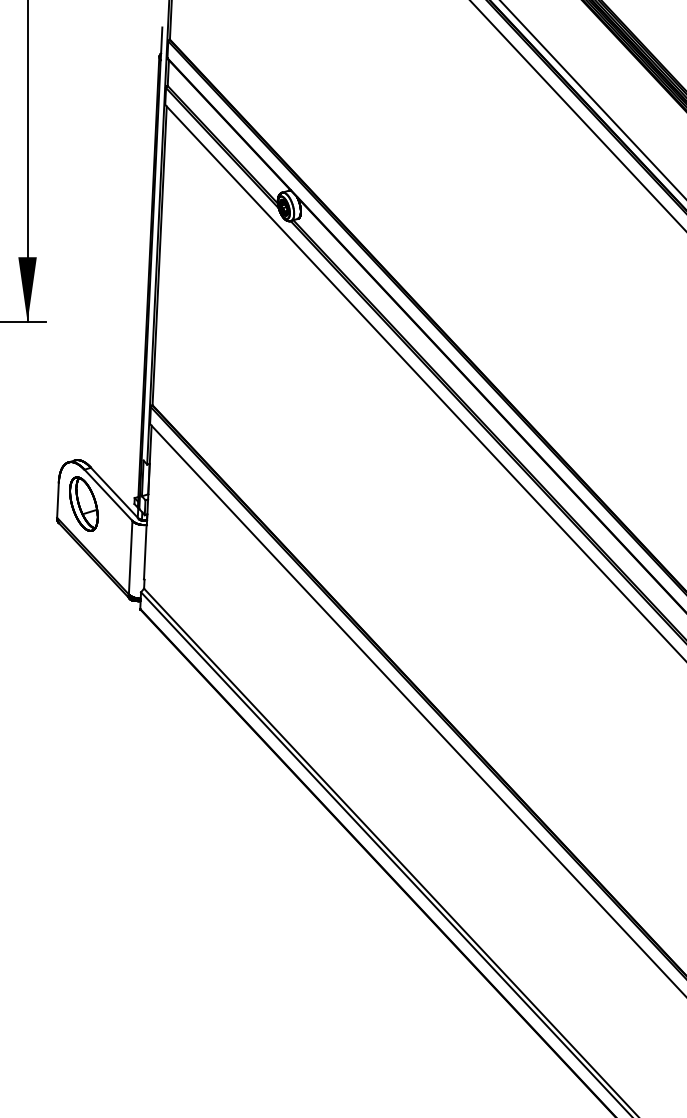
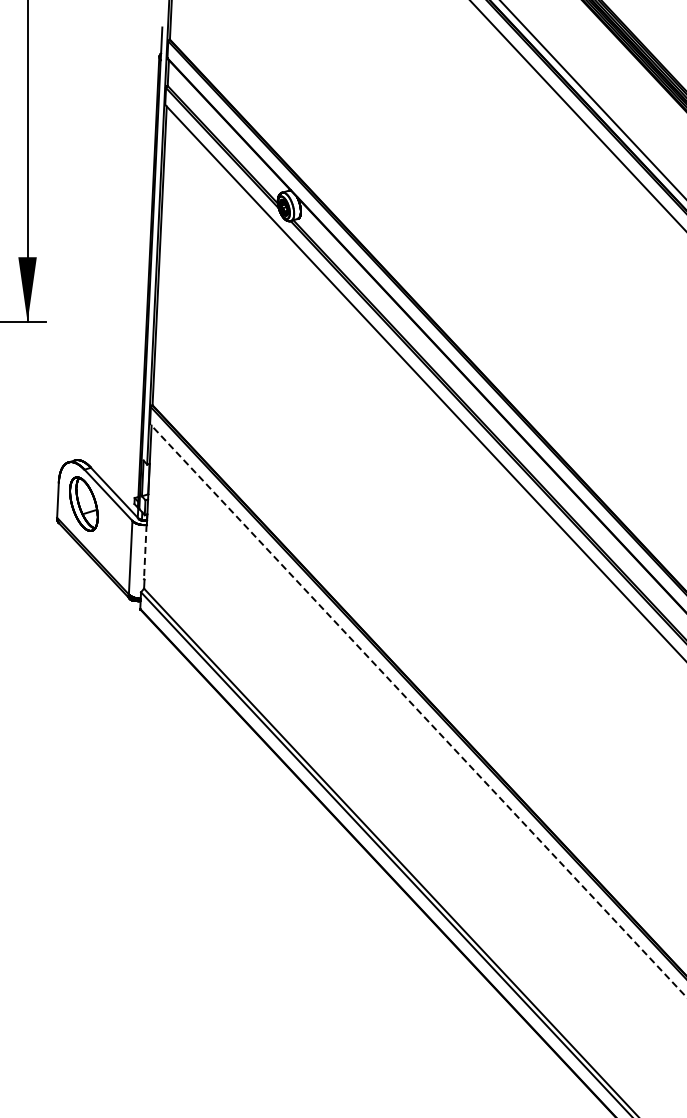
line: solid -> dashed (145, 552)
line: solid -> dashed (418, 710)
